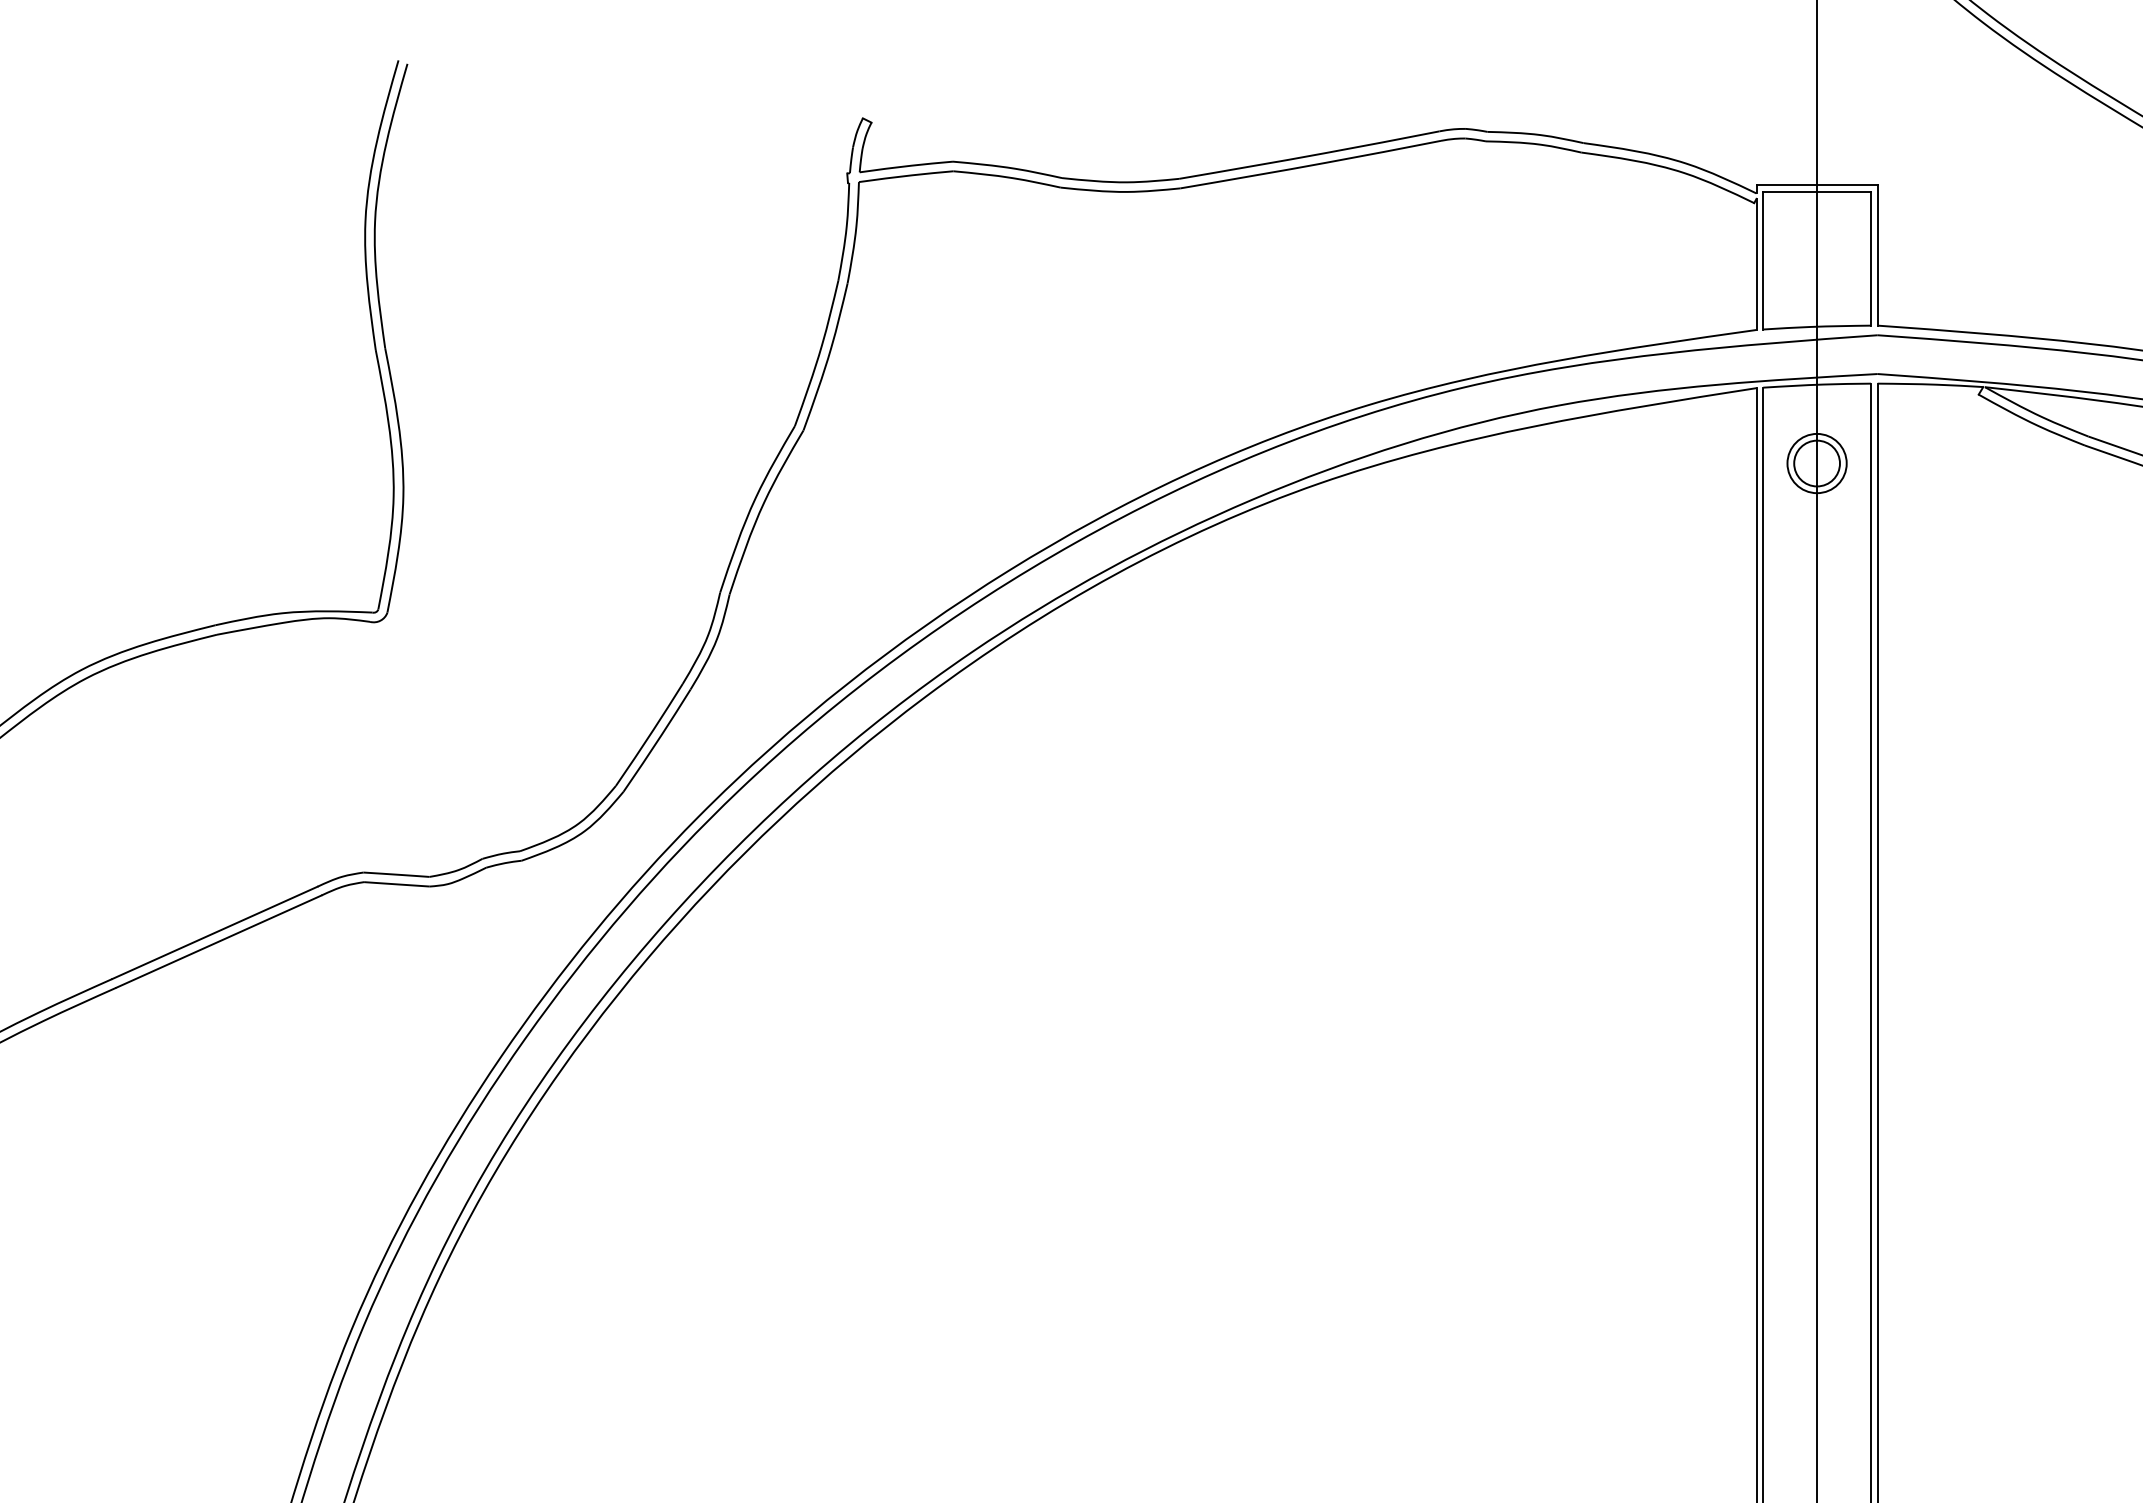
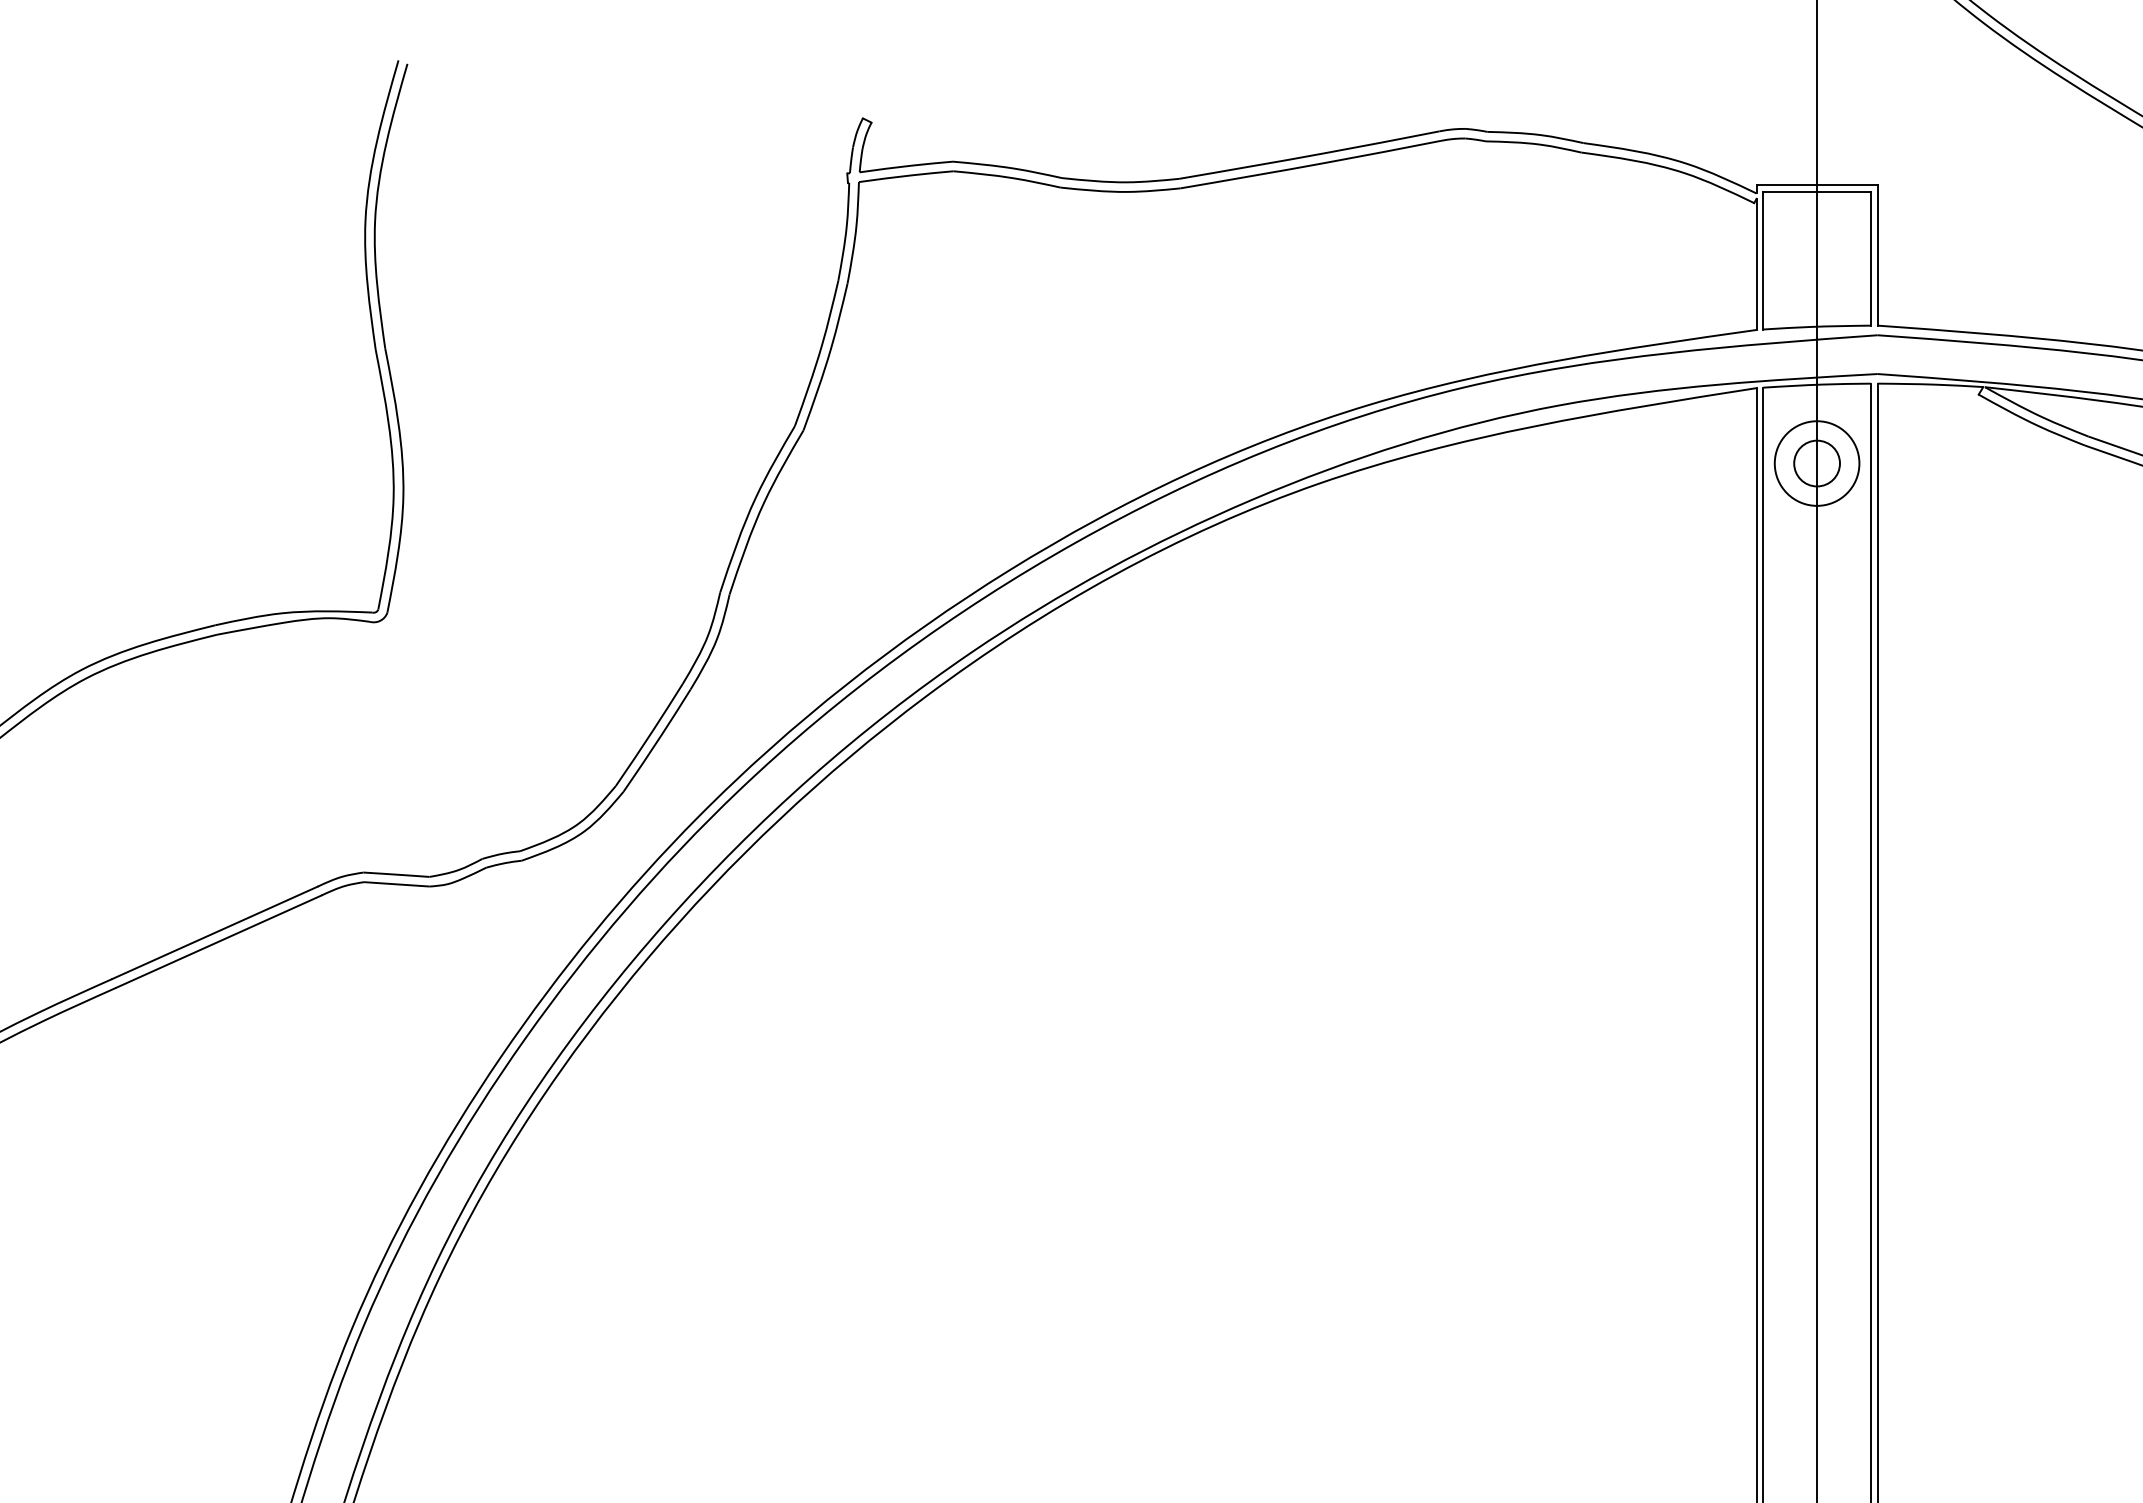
circle diameter: 59 px -> 85 px (1816, 463)
